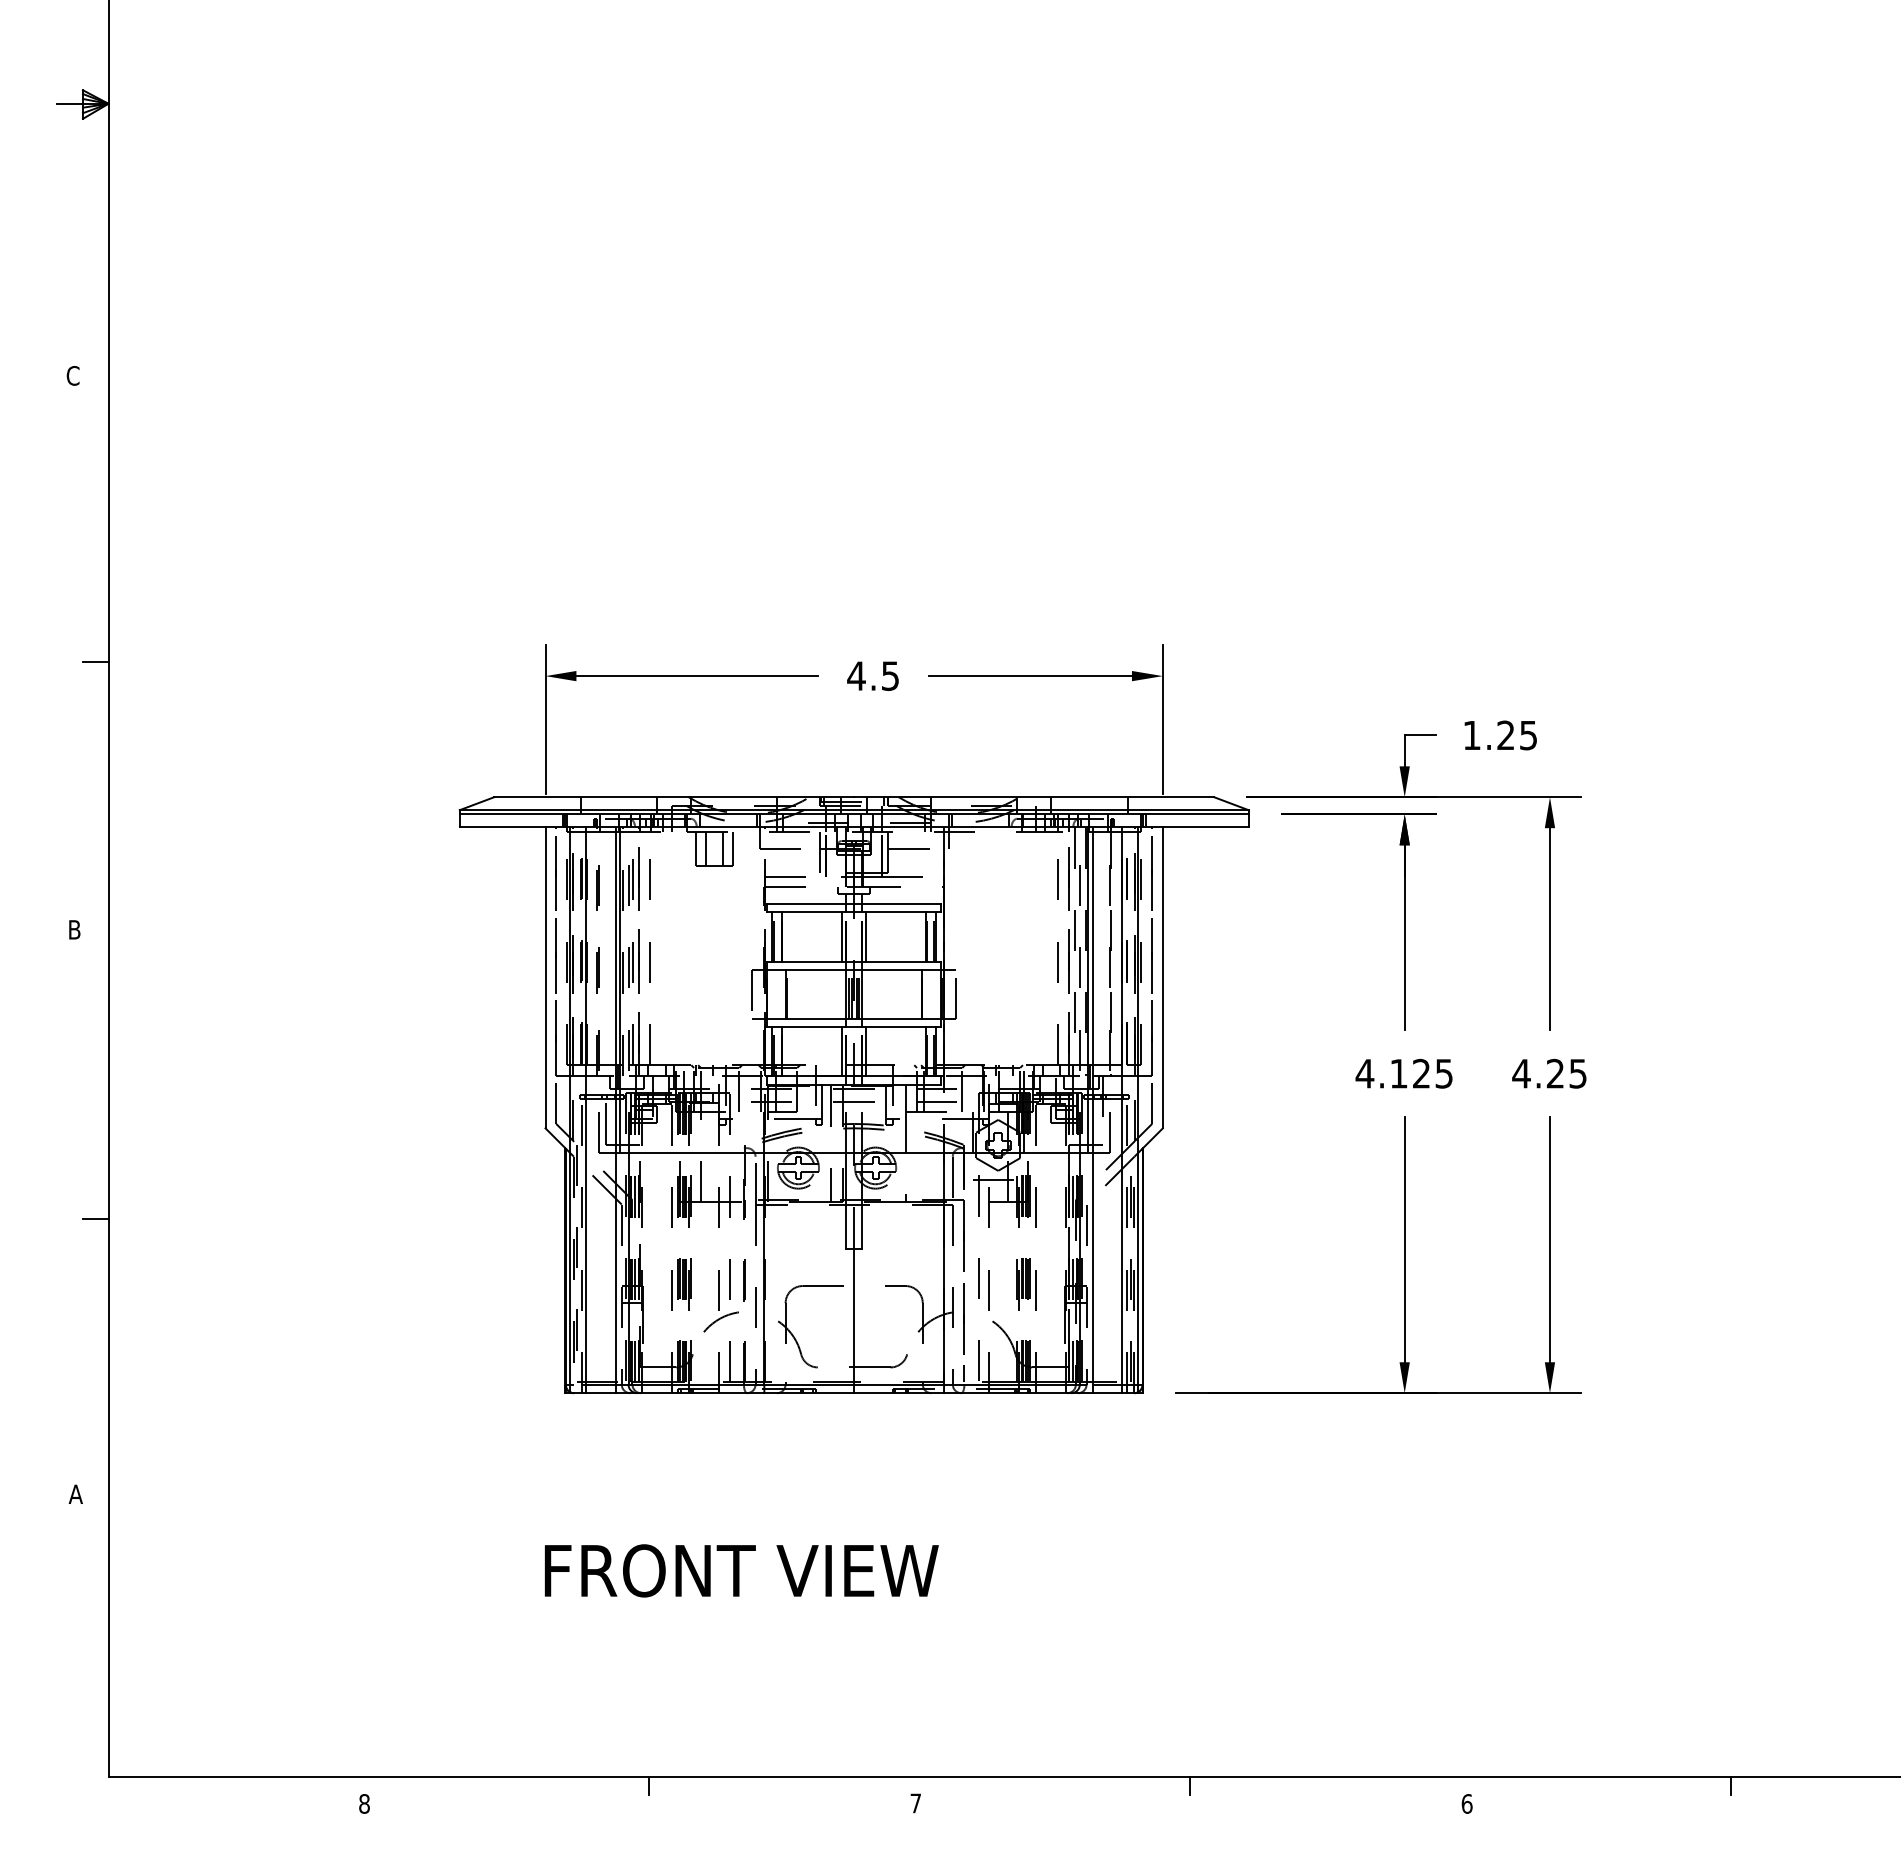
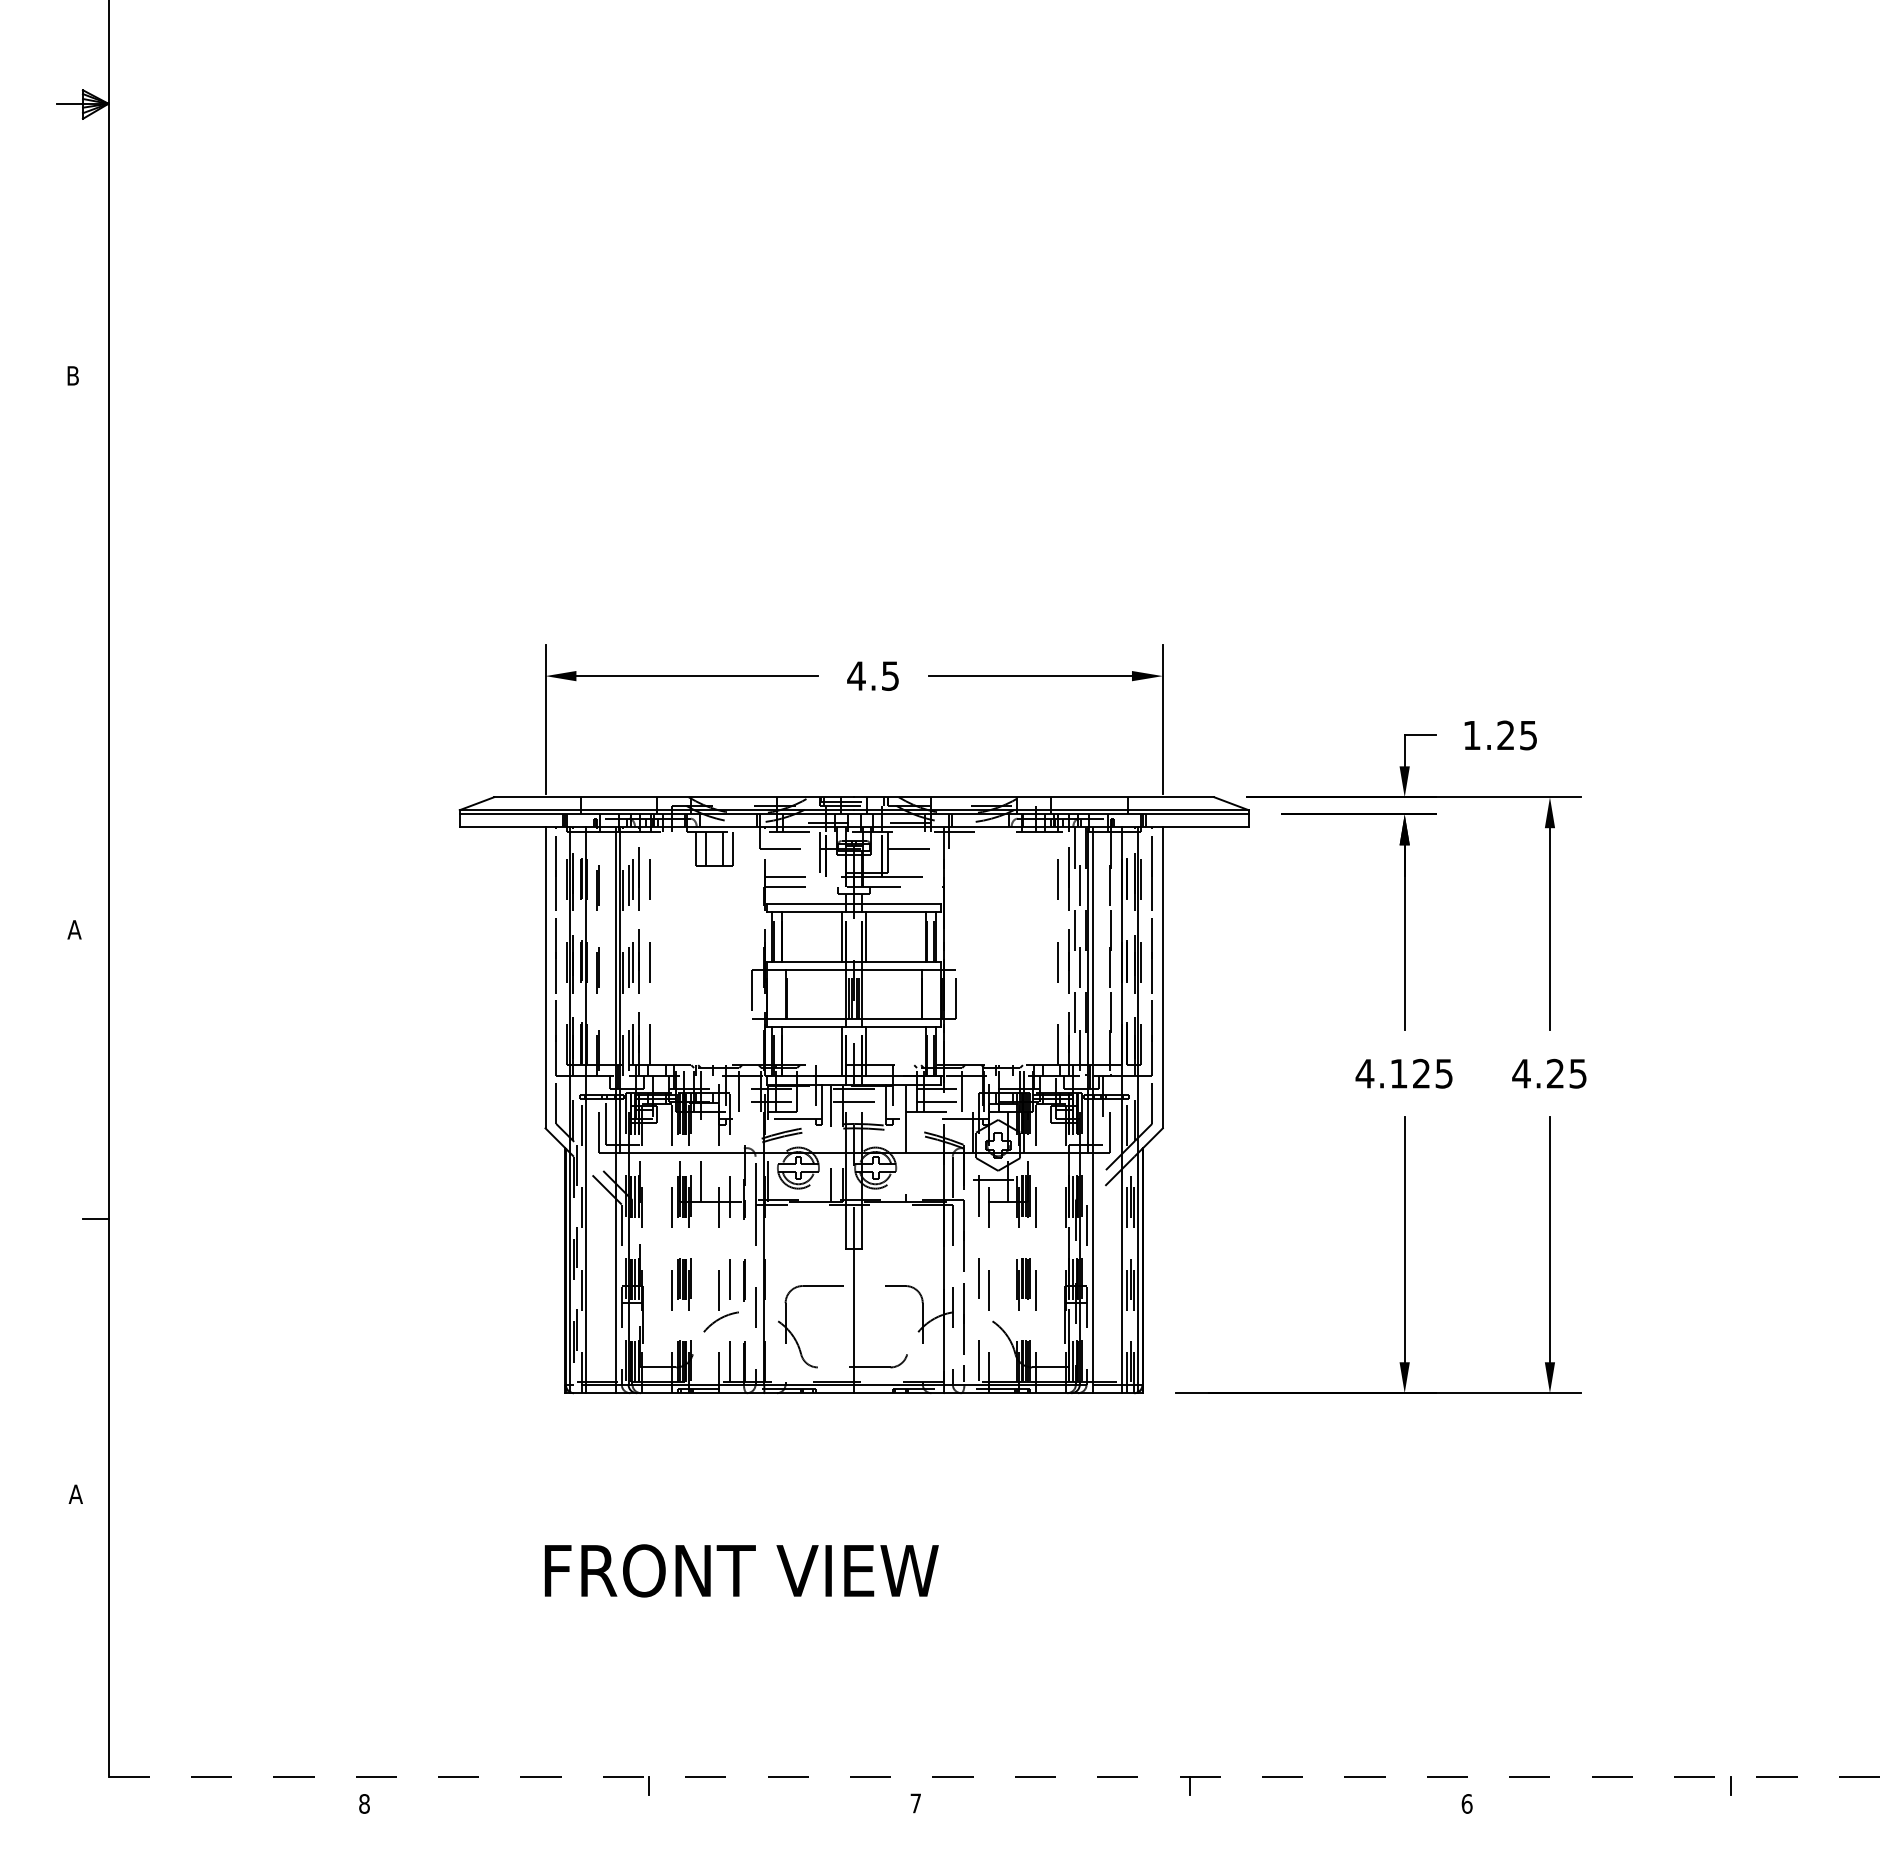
text: C -> B (72, 375)
line: present -> none (95, 661)
text: B -> A (74, 929)
line: solid -> dashed (1004, 1777)
